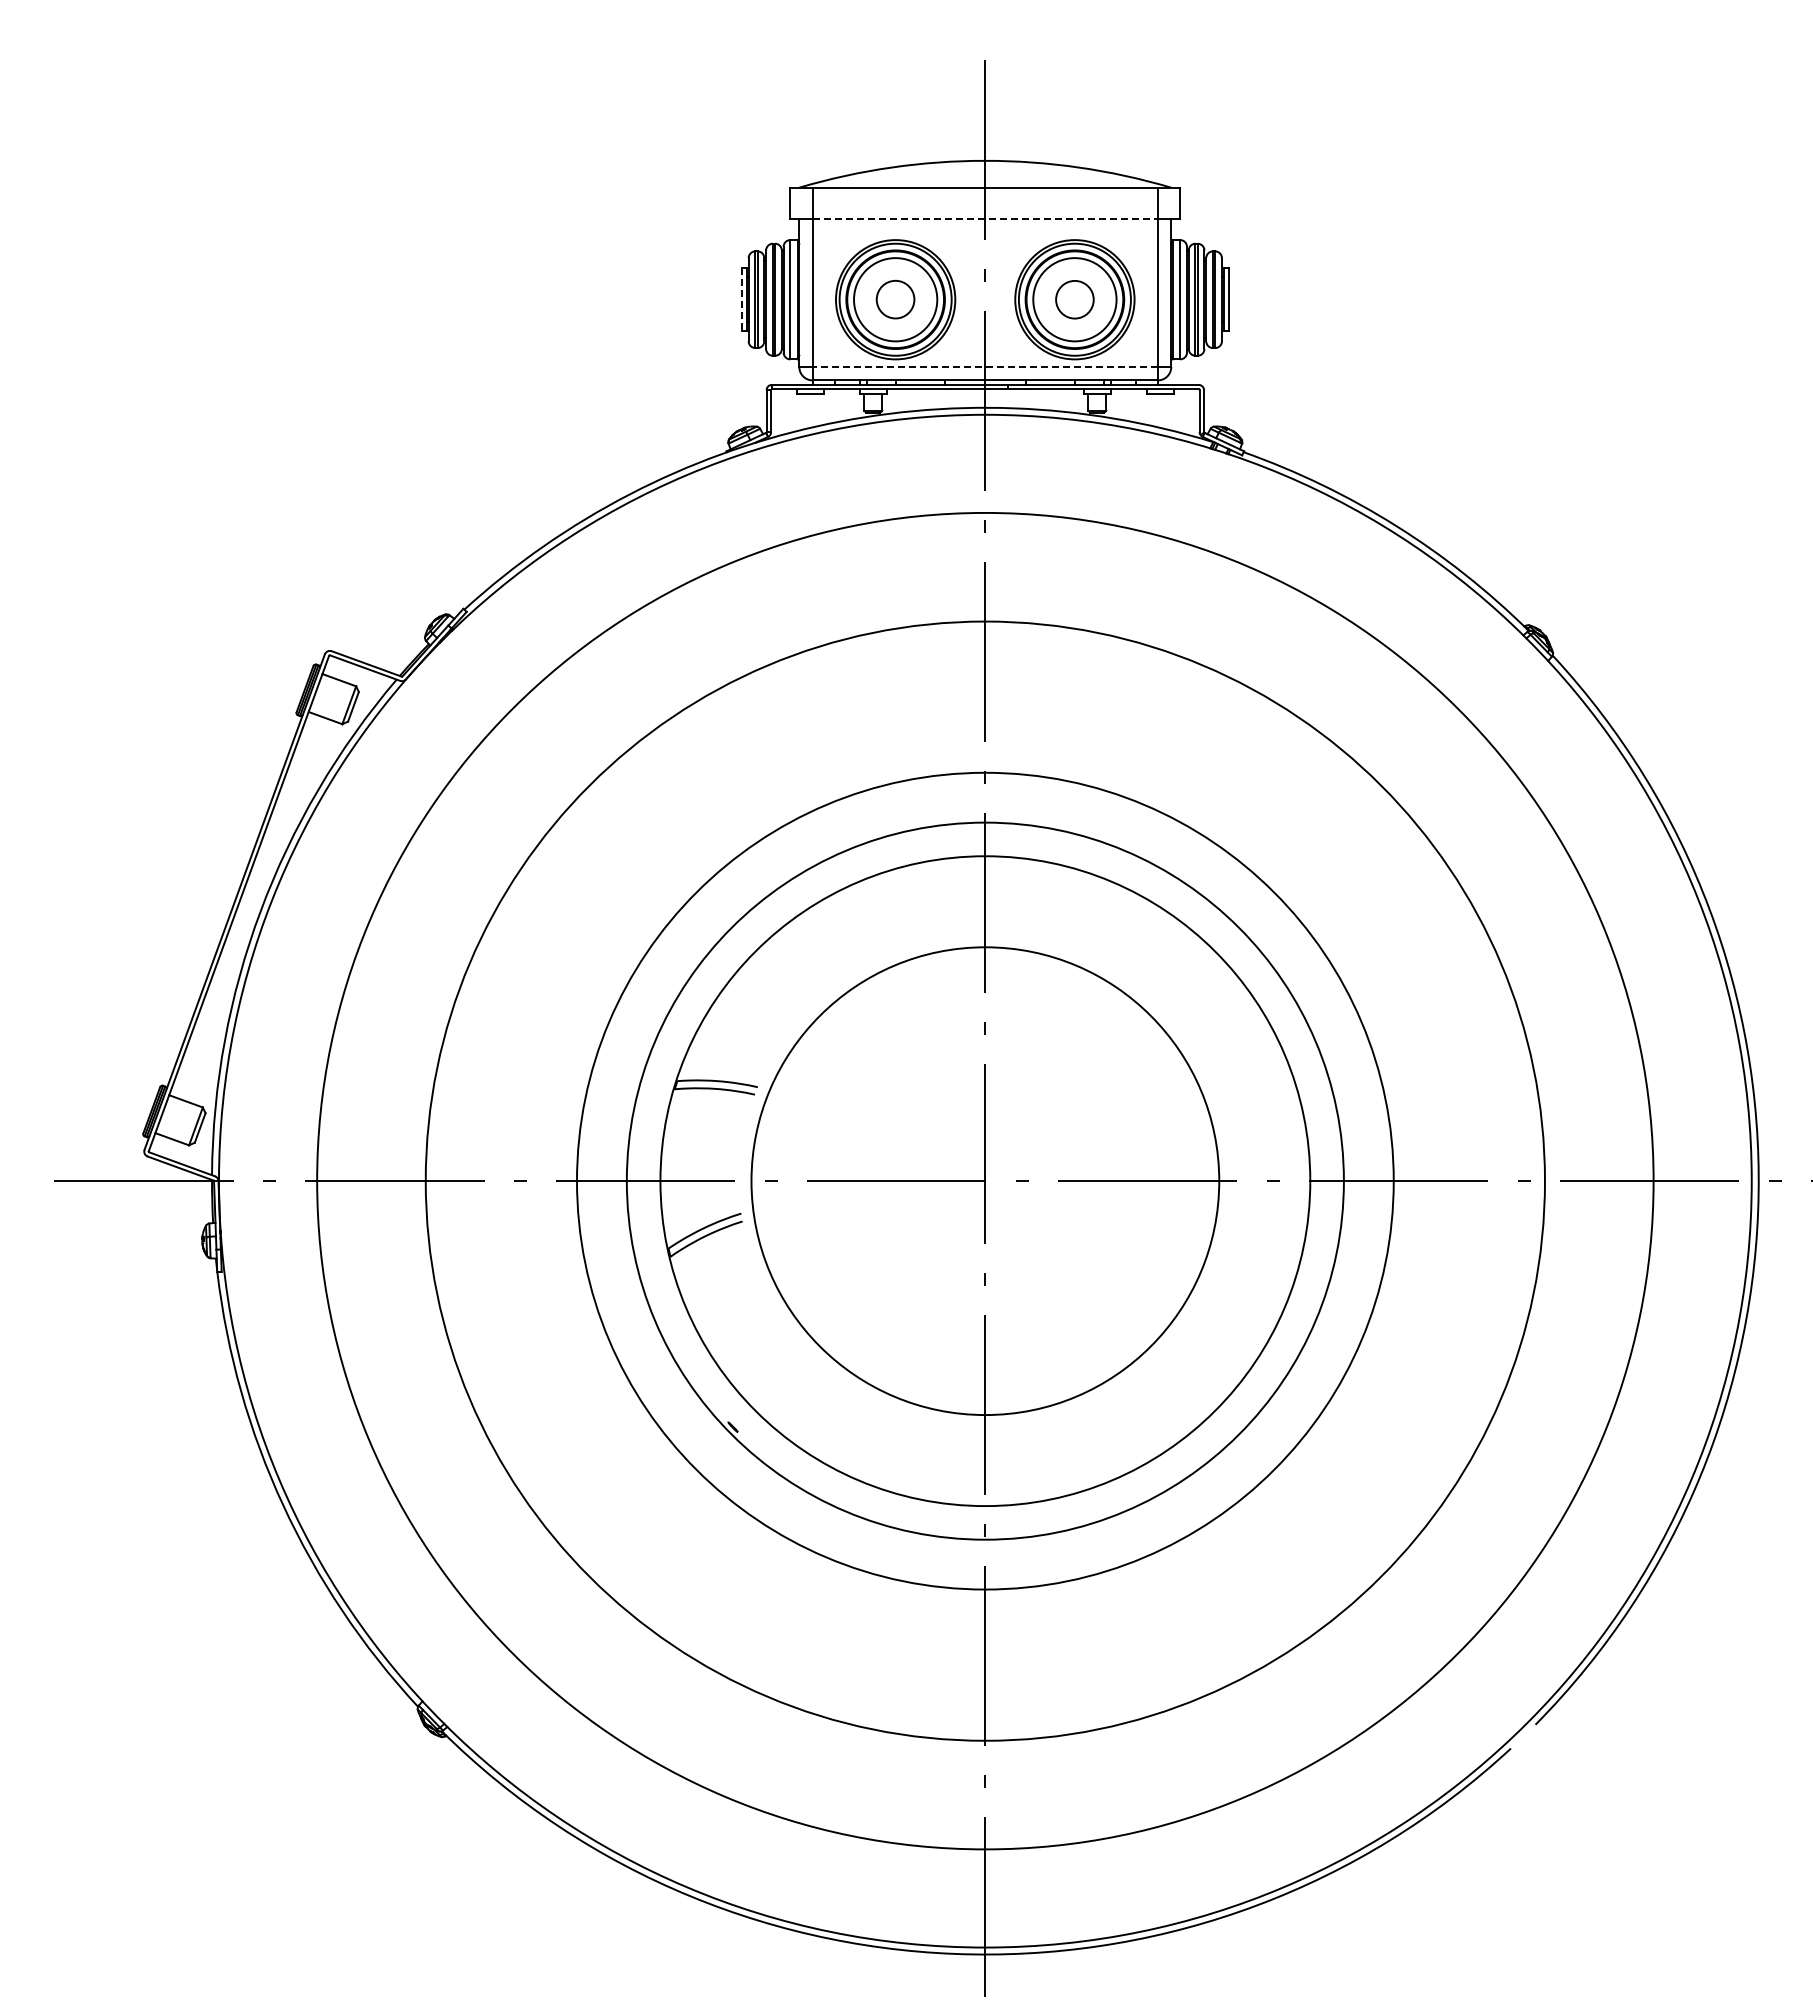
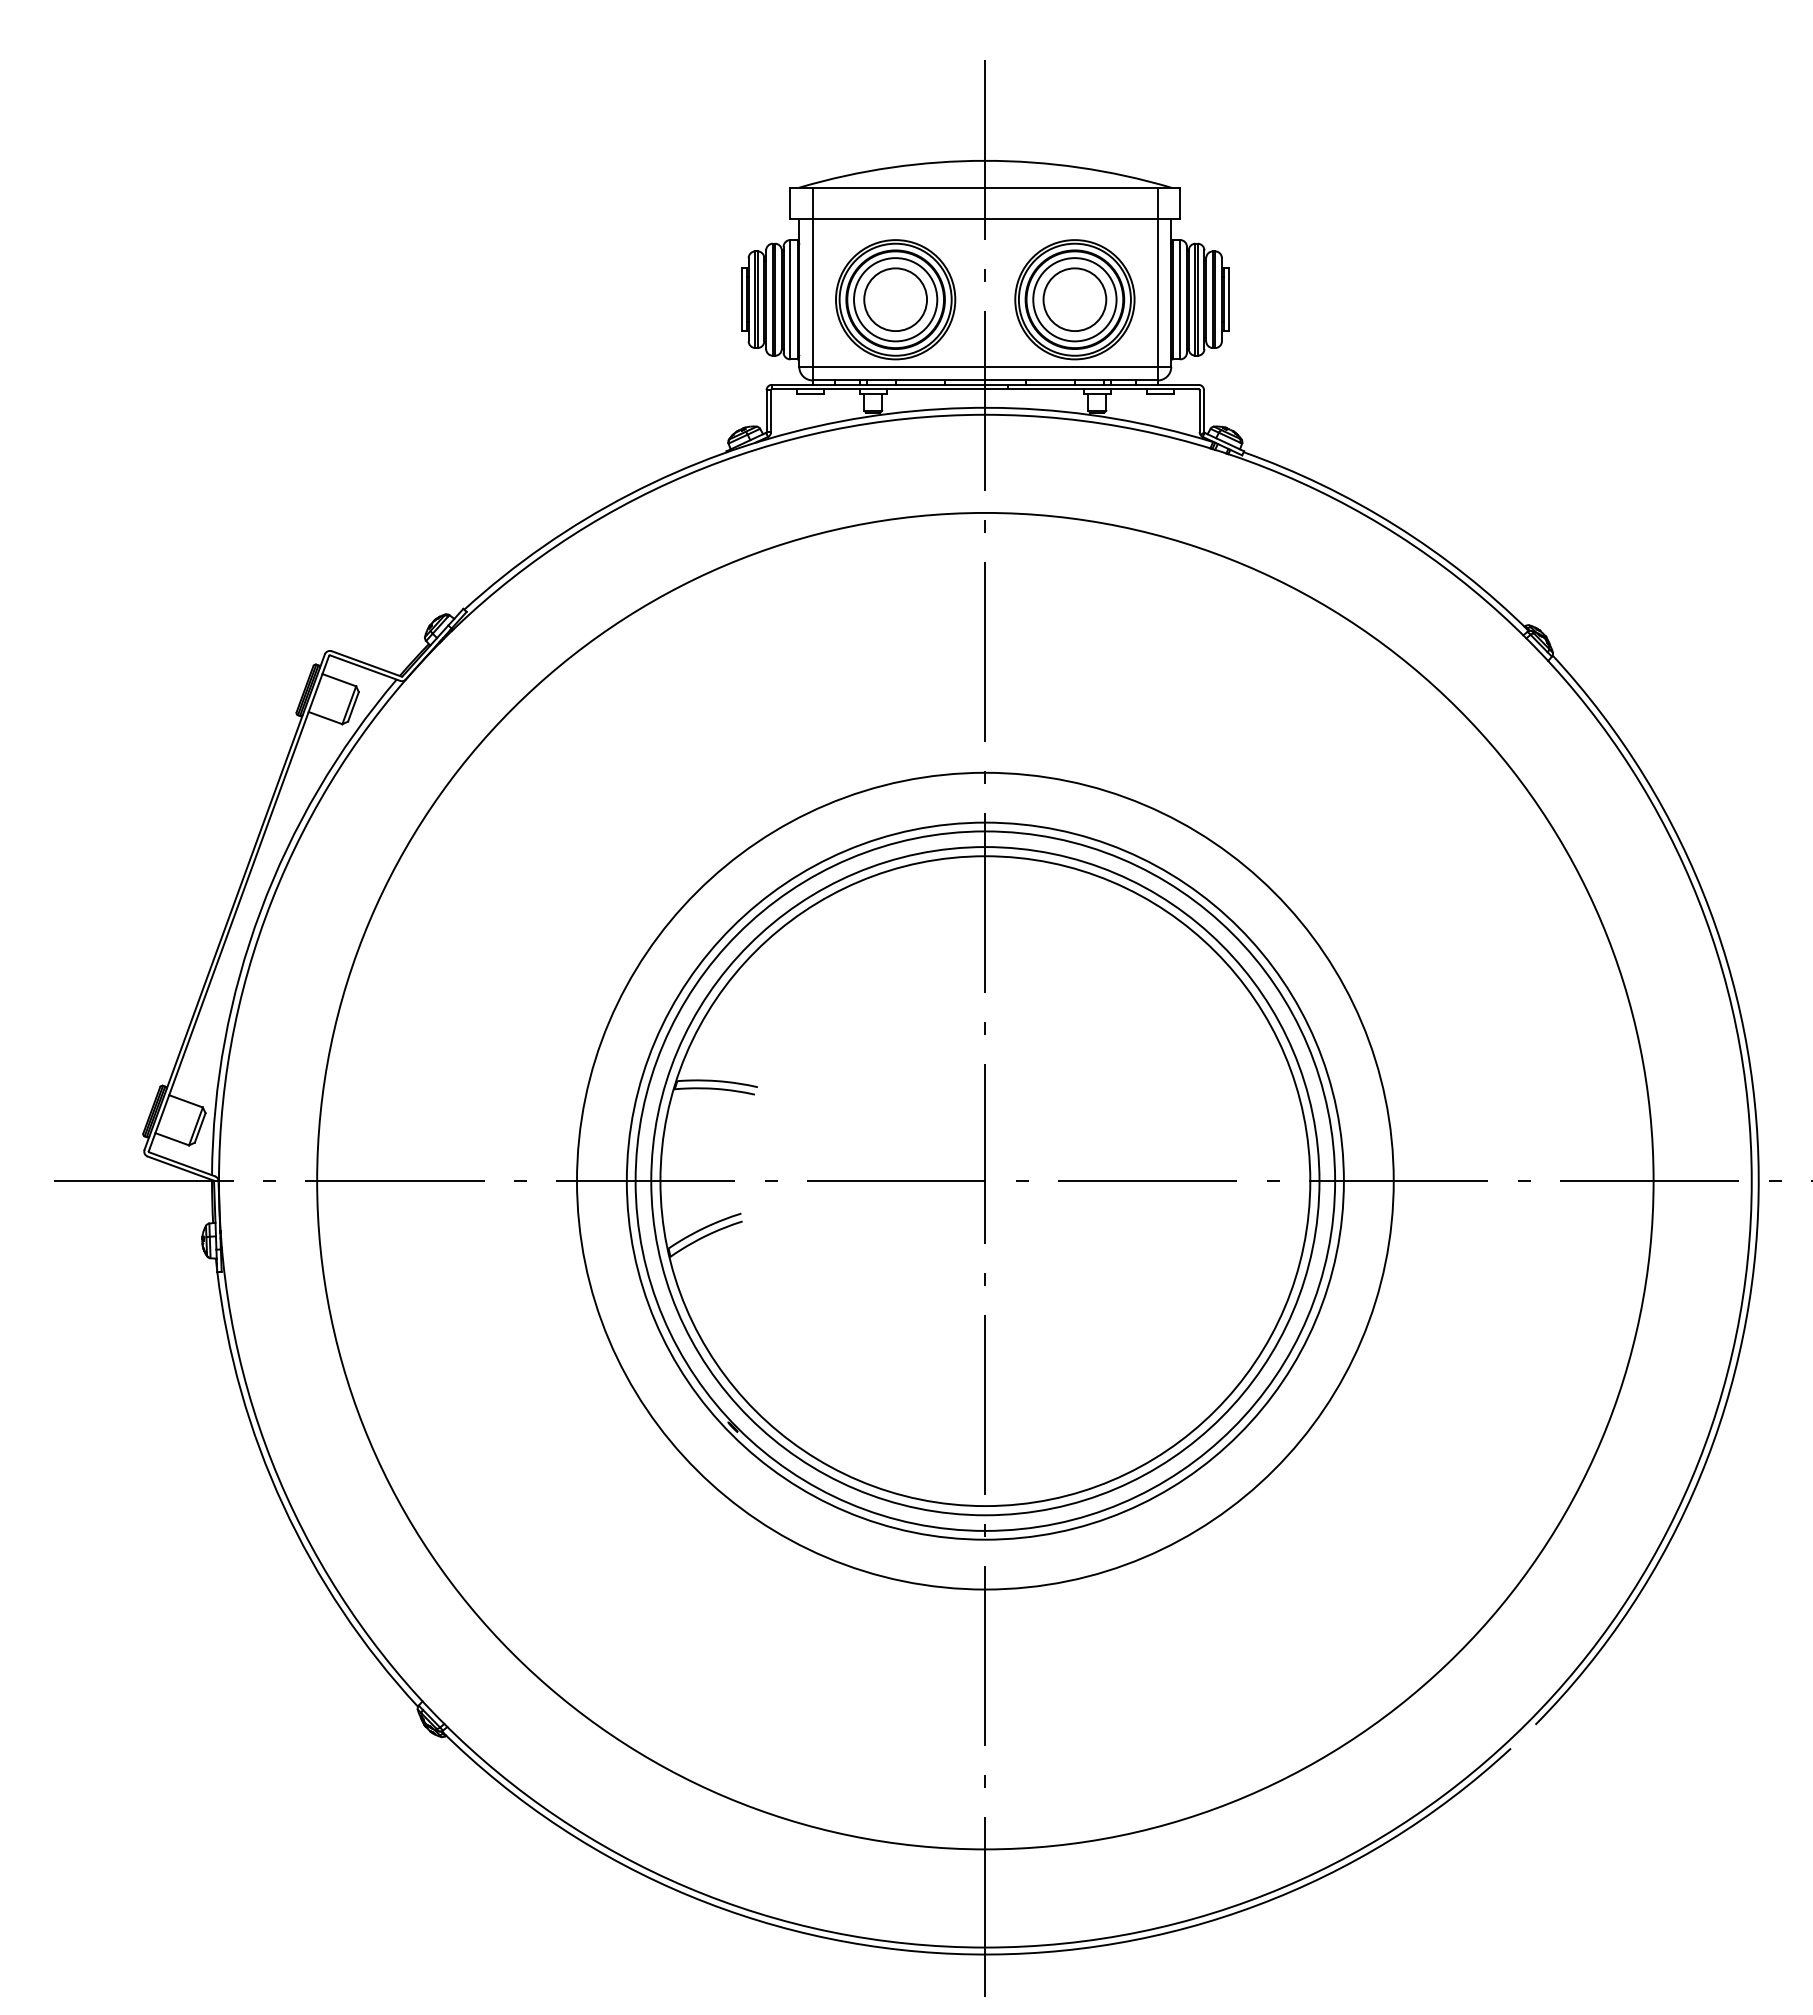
line: dashed -> solid (985, 219)
circle size: 41x41 px -> 65x65 px (895, 299)
circle diameter: 38 px -> 63 px (1074, 299)
line: dashed -> solid (741, 300)
line: dashed -> solid (985, 366)
circle diameter: 1119 px -> 700 px (985, 1180)
circle diameter: 468 px -> 668 px (985, 1181)
